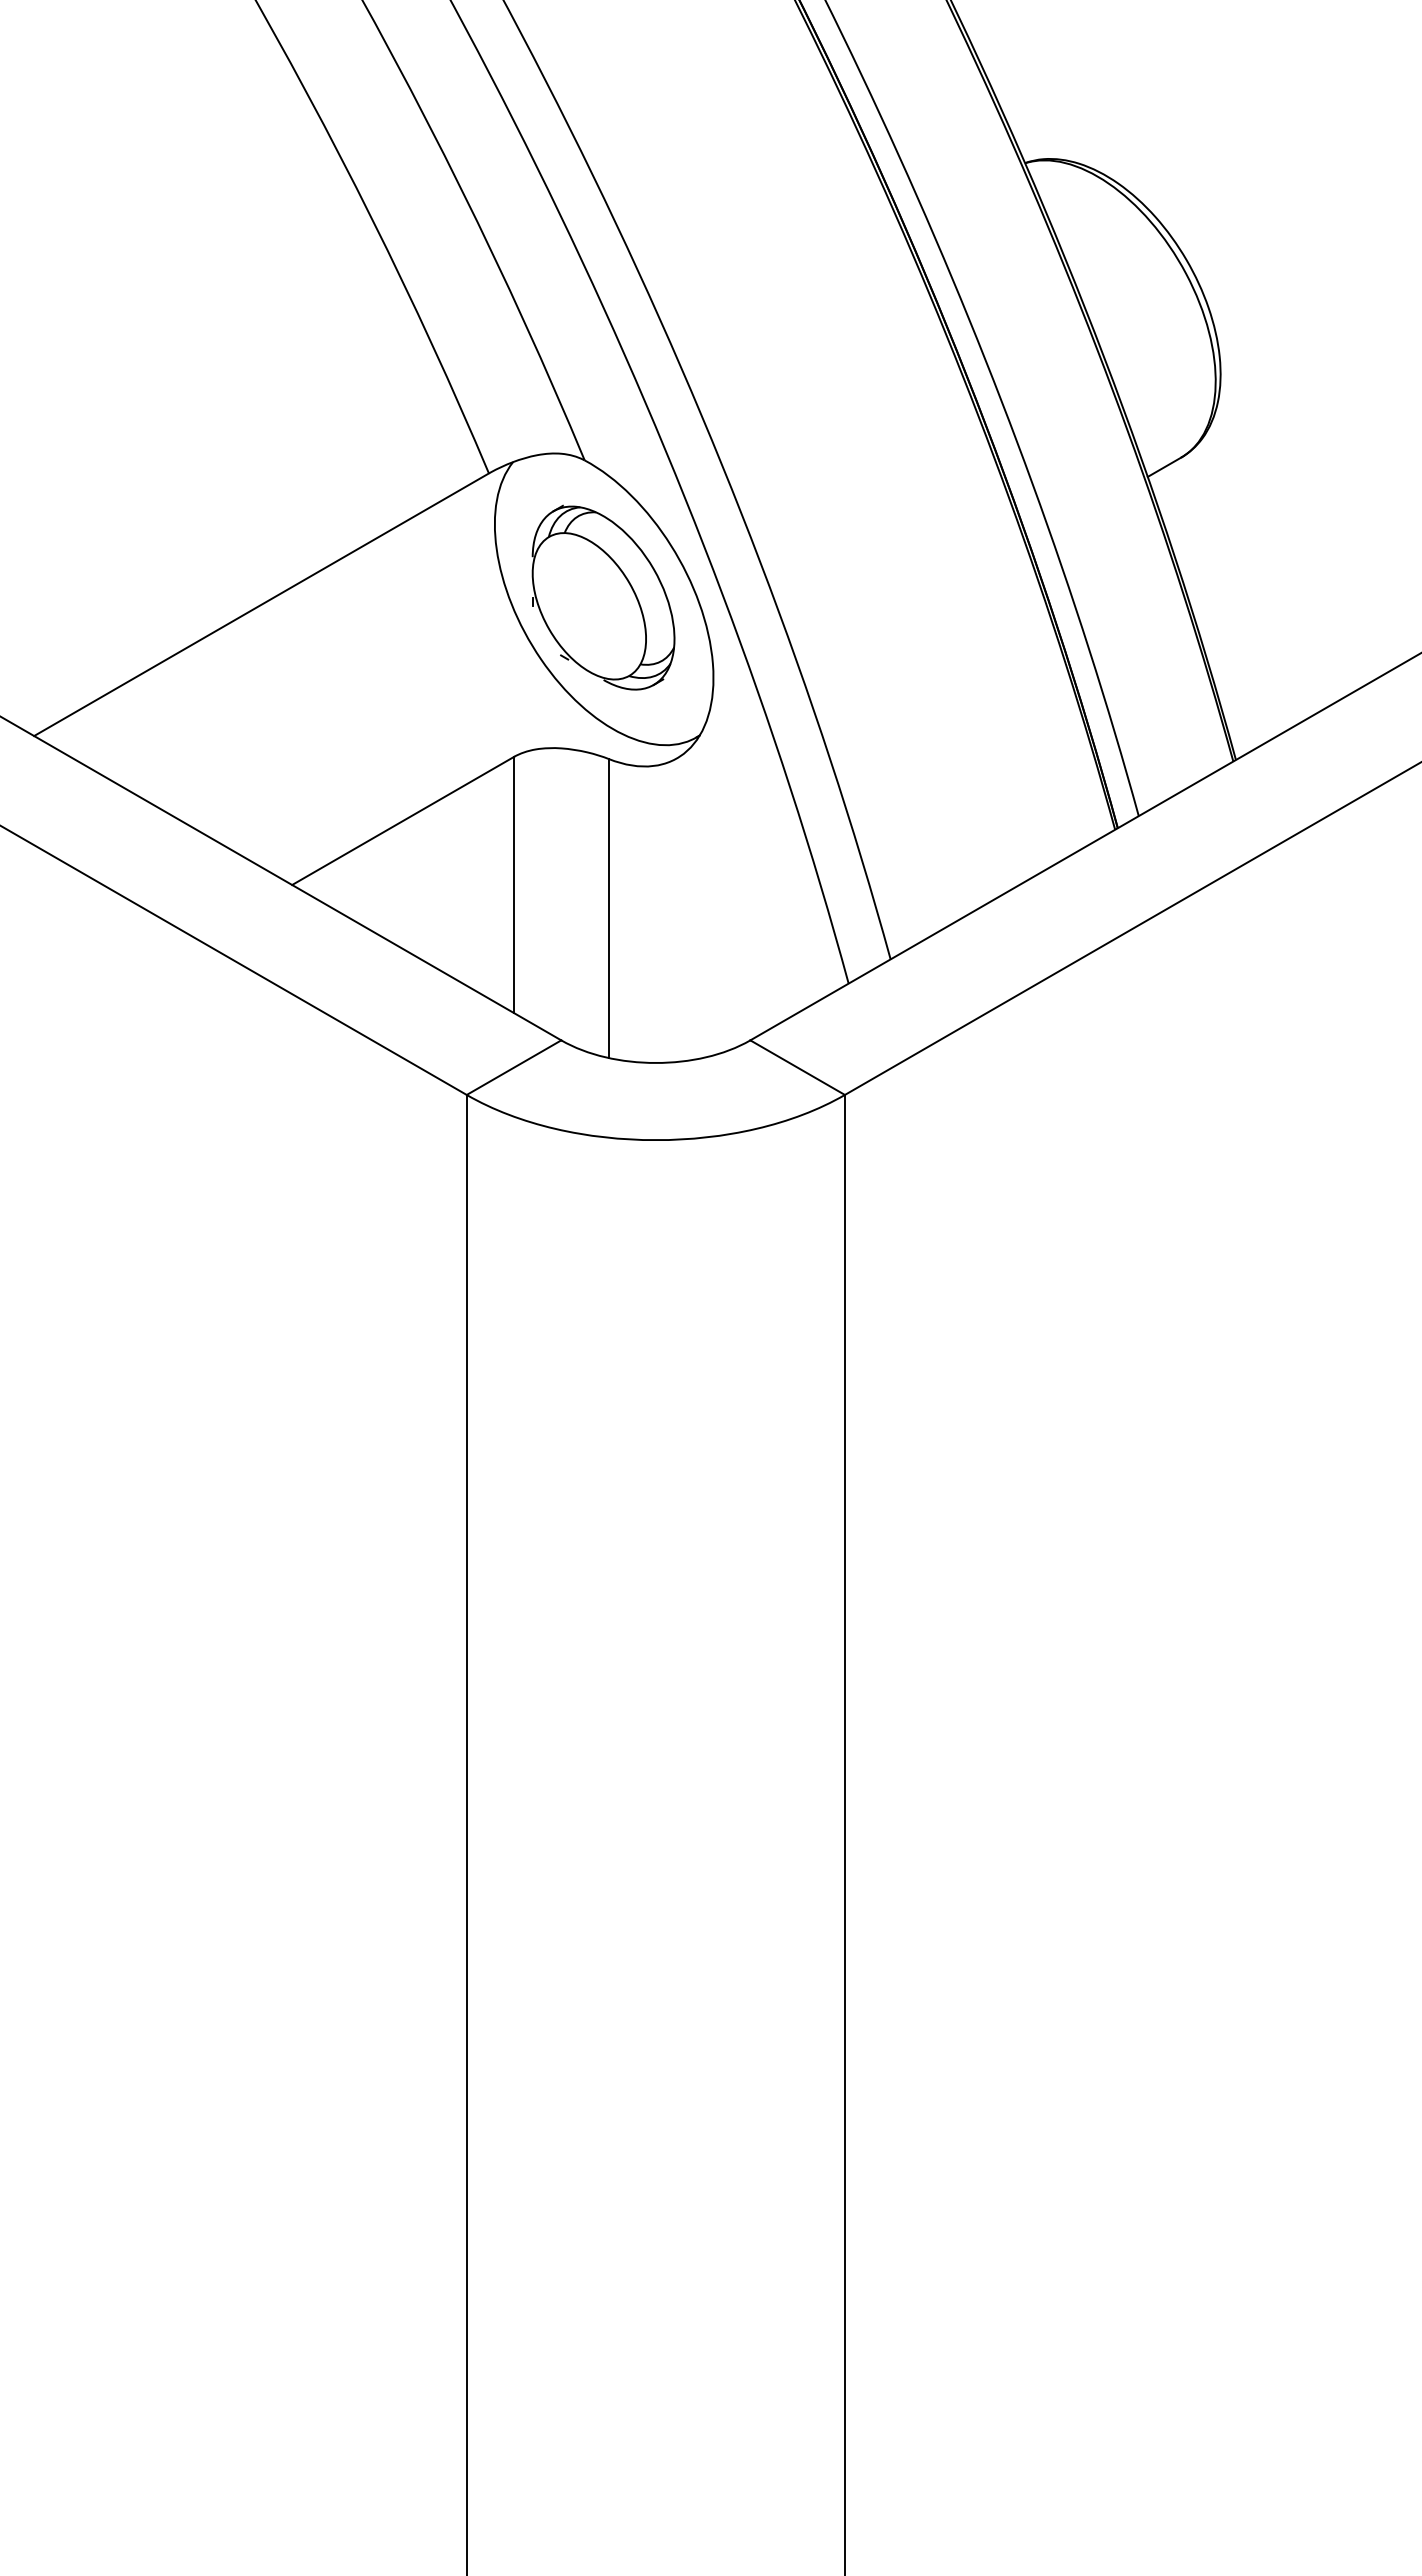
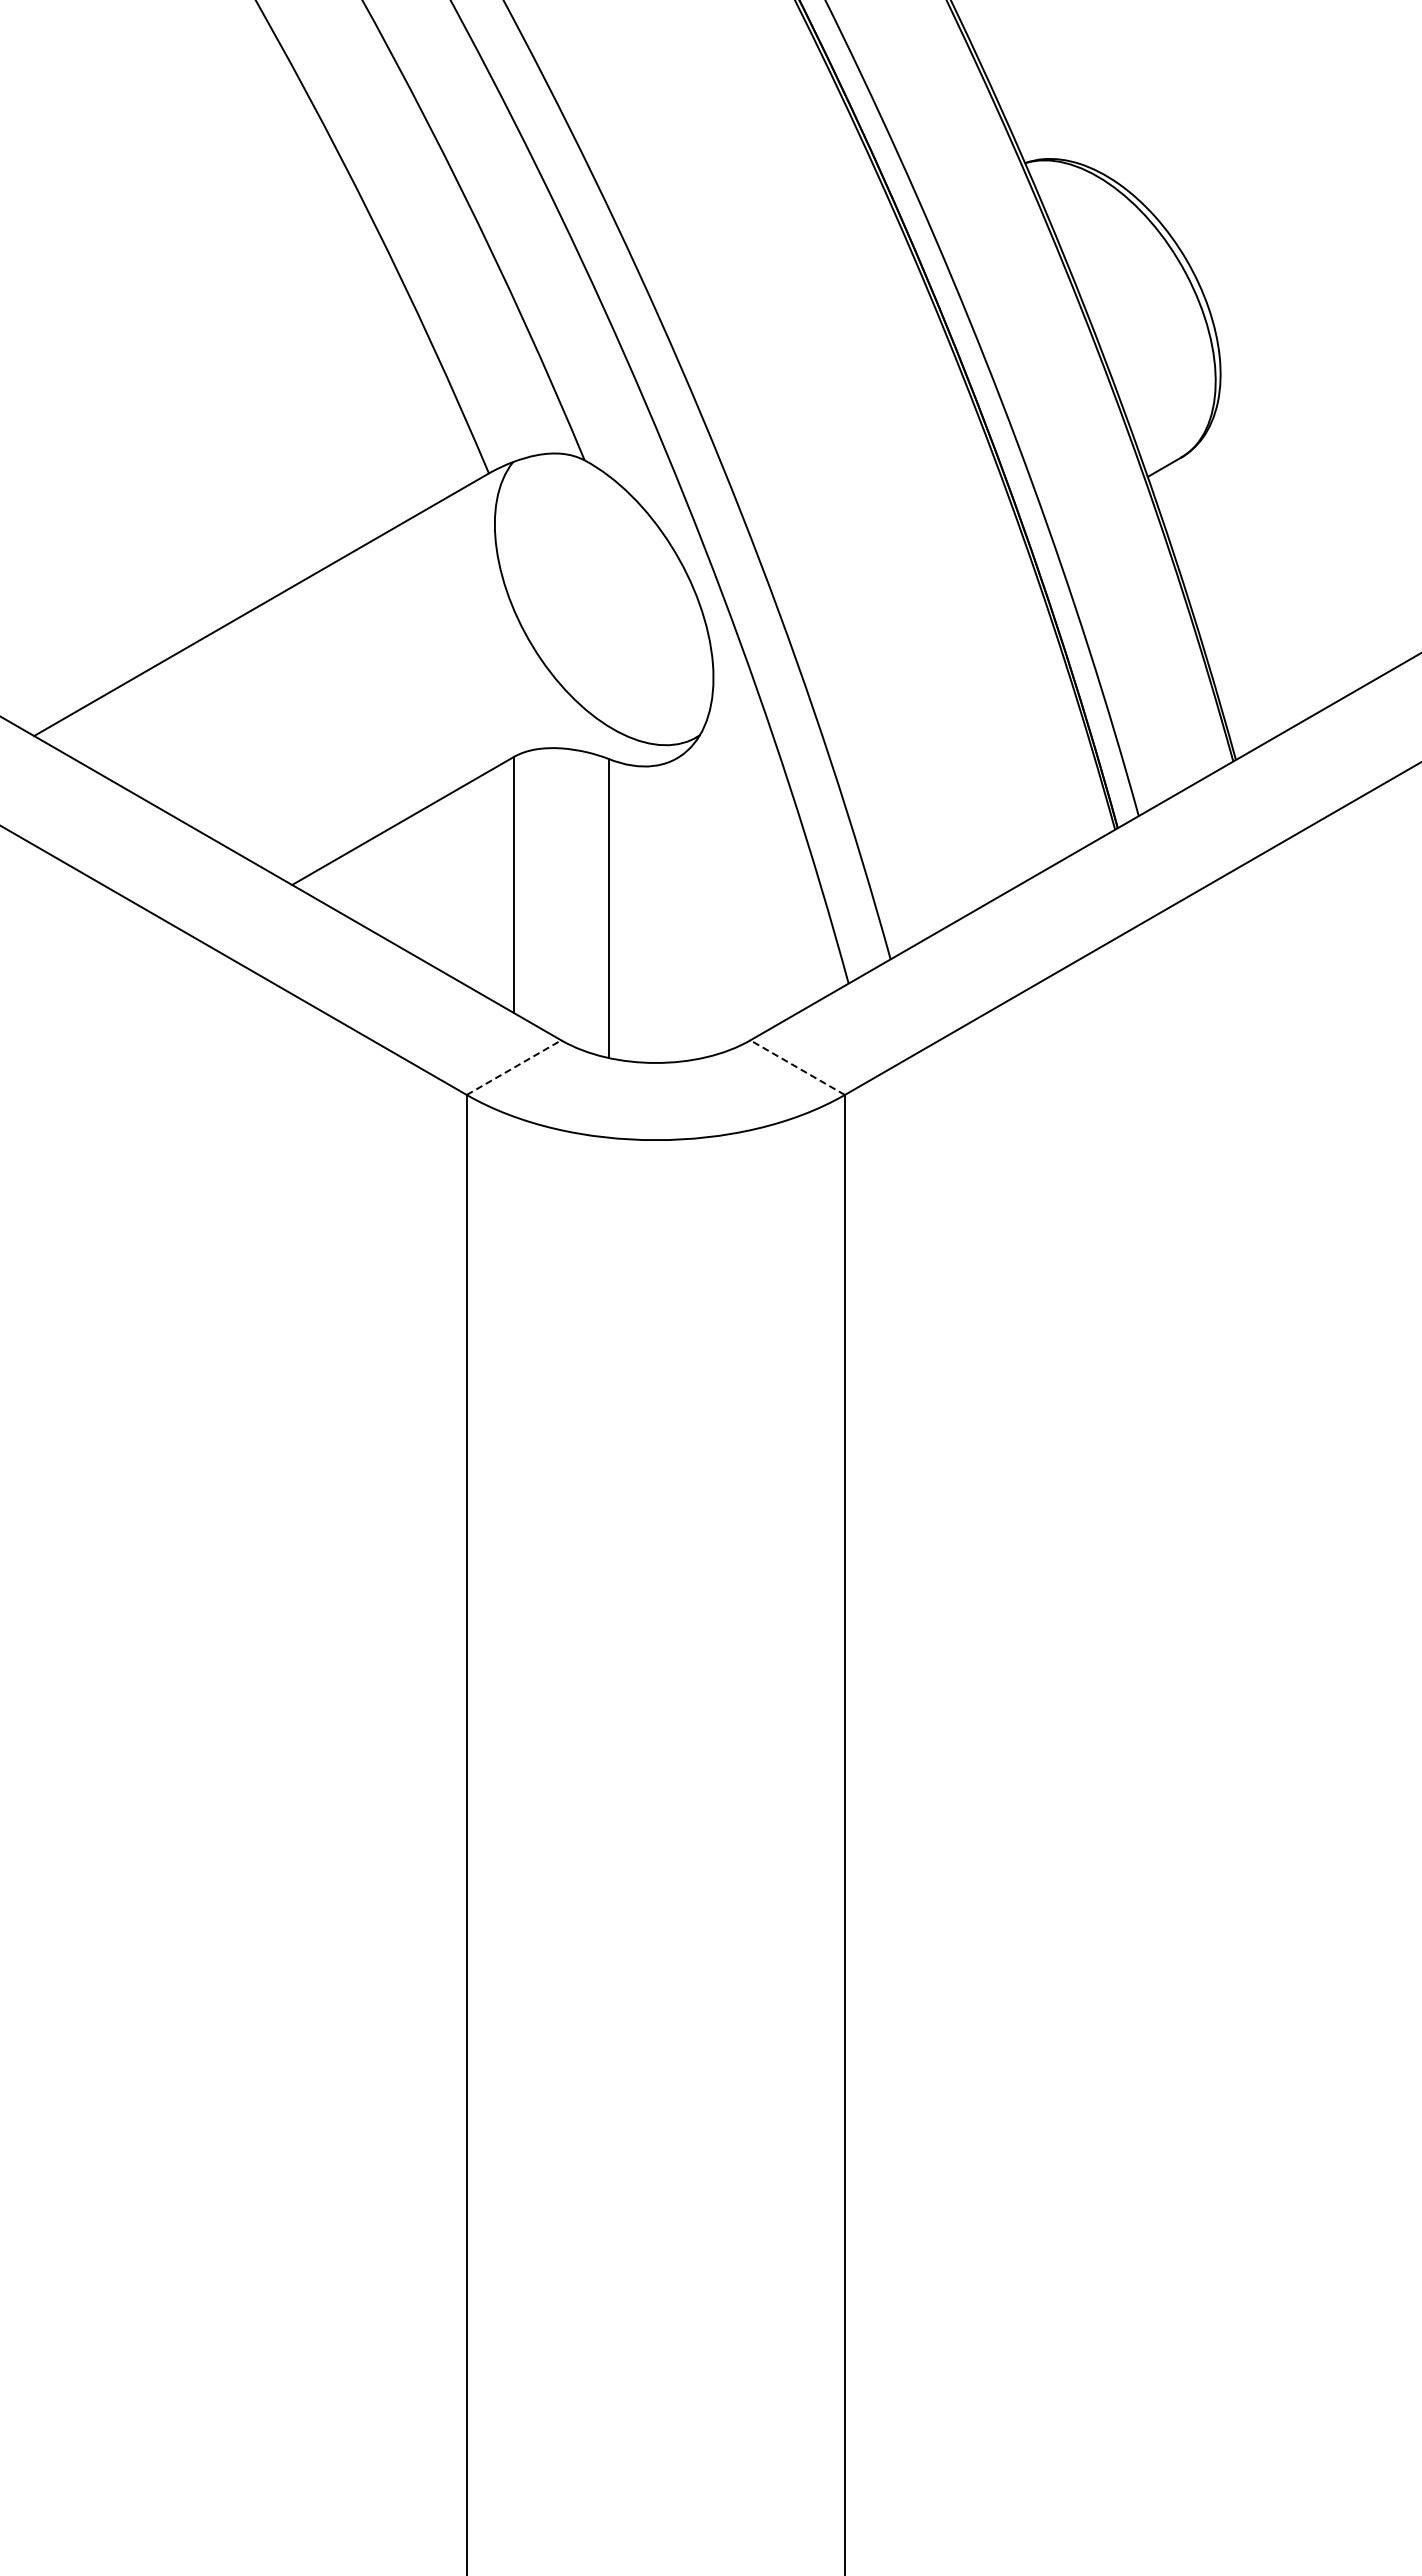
part: present -> none (603, 597)
line: solid -> dashed (514, 1067)
line: solid -> dashed (797, 1067)
